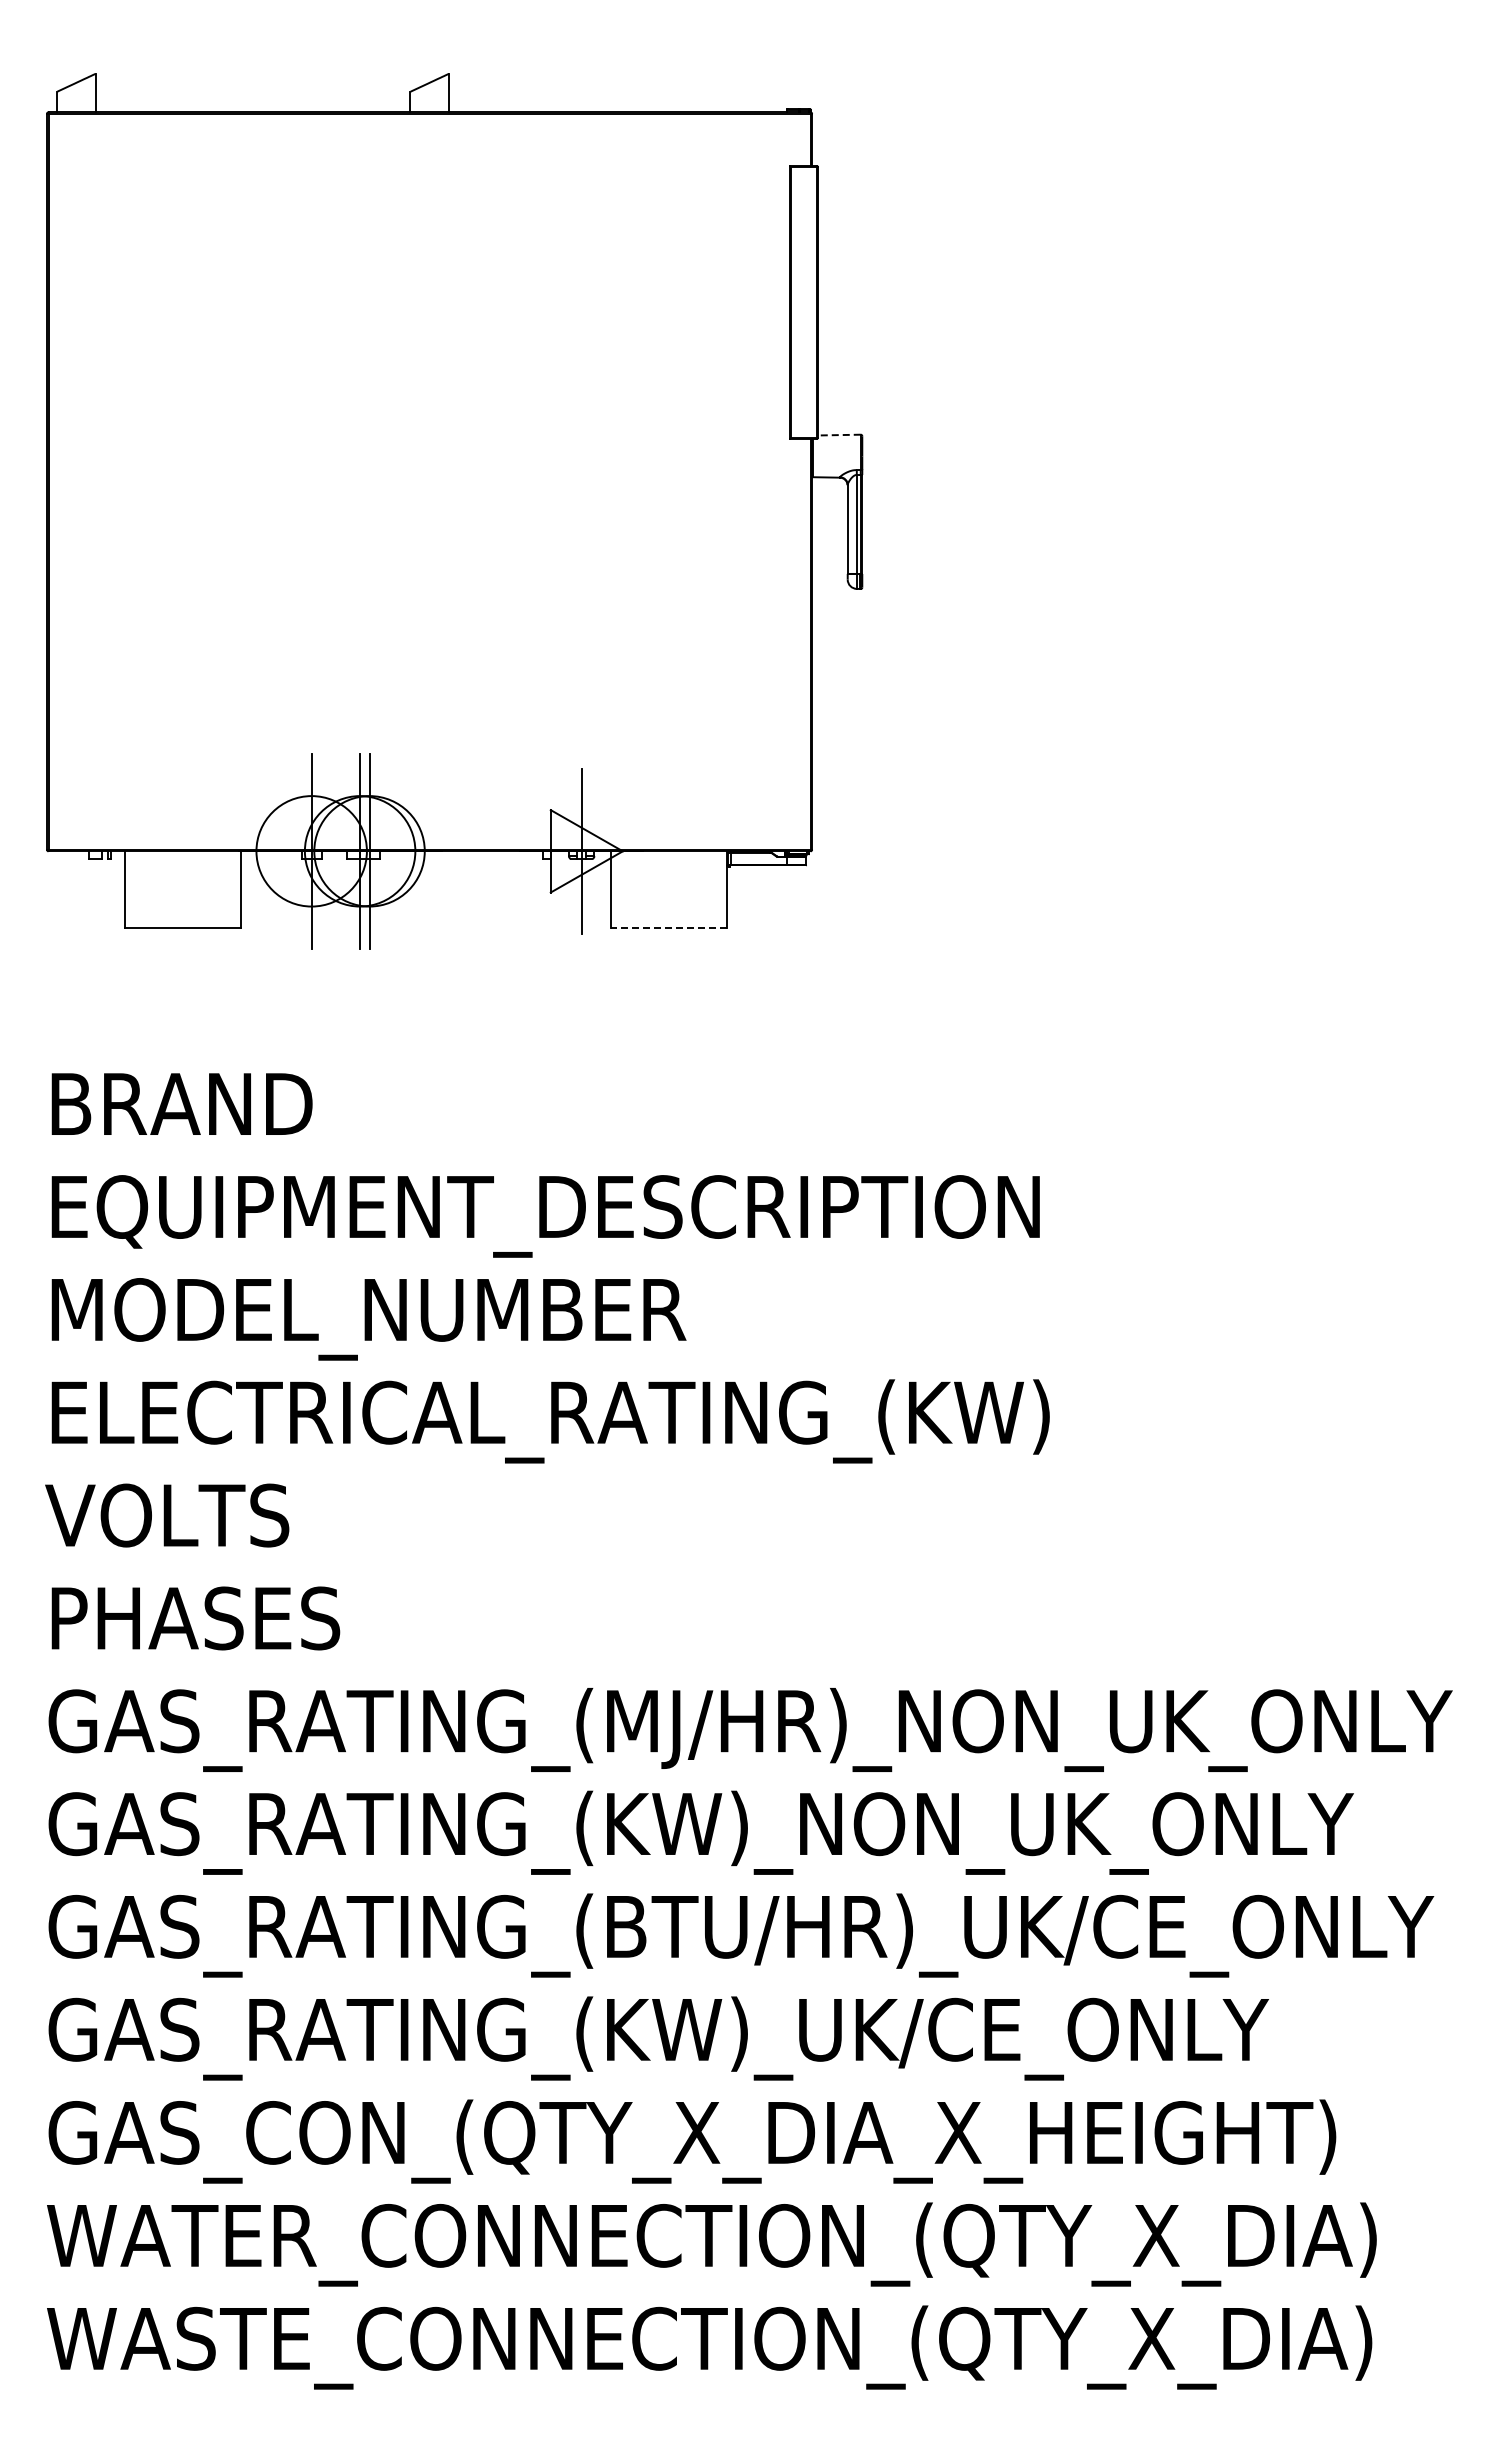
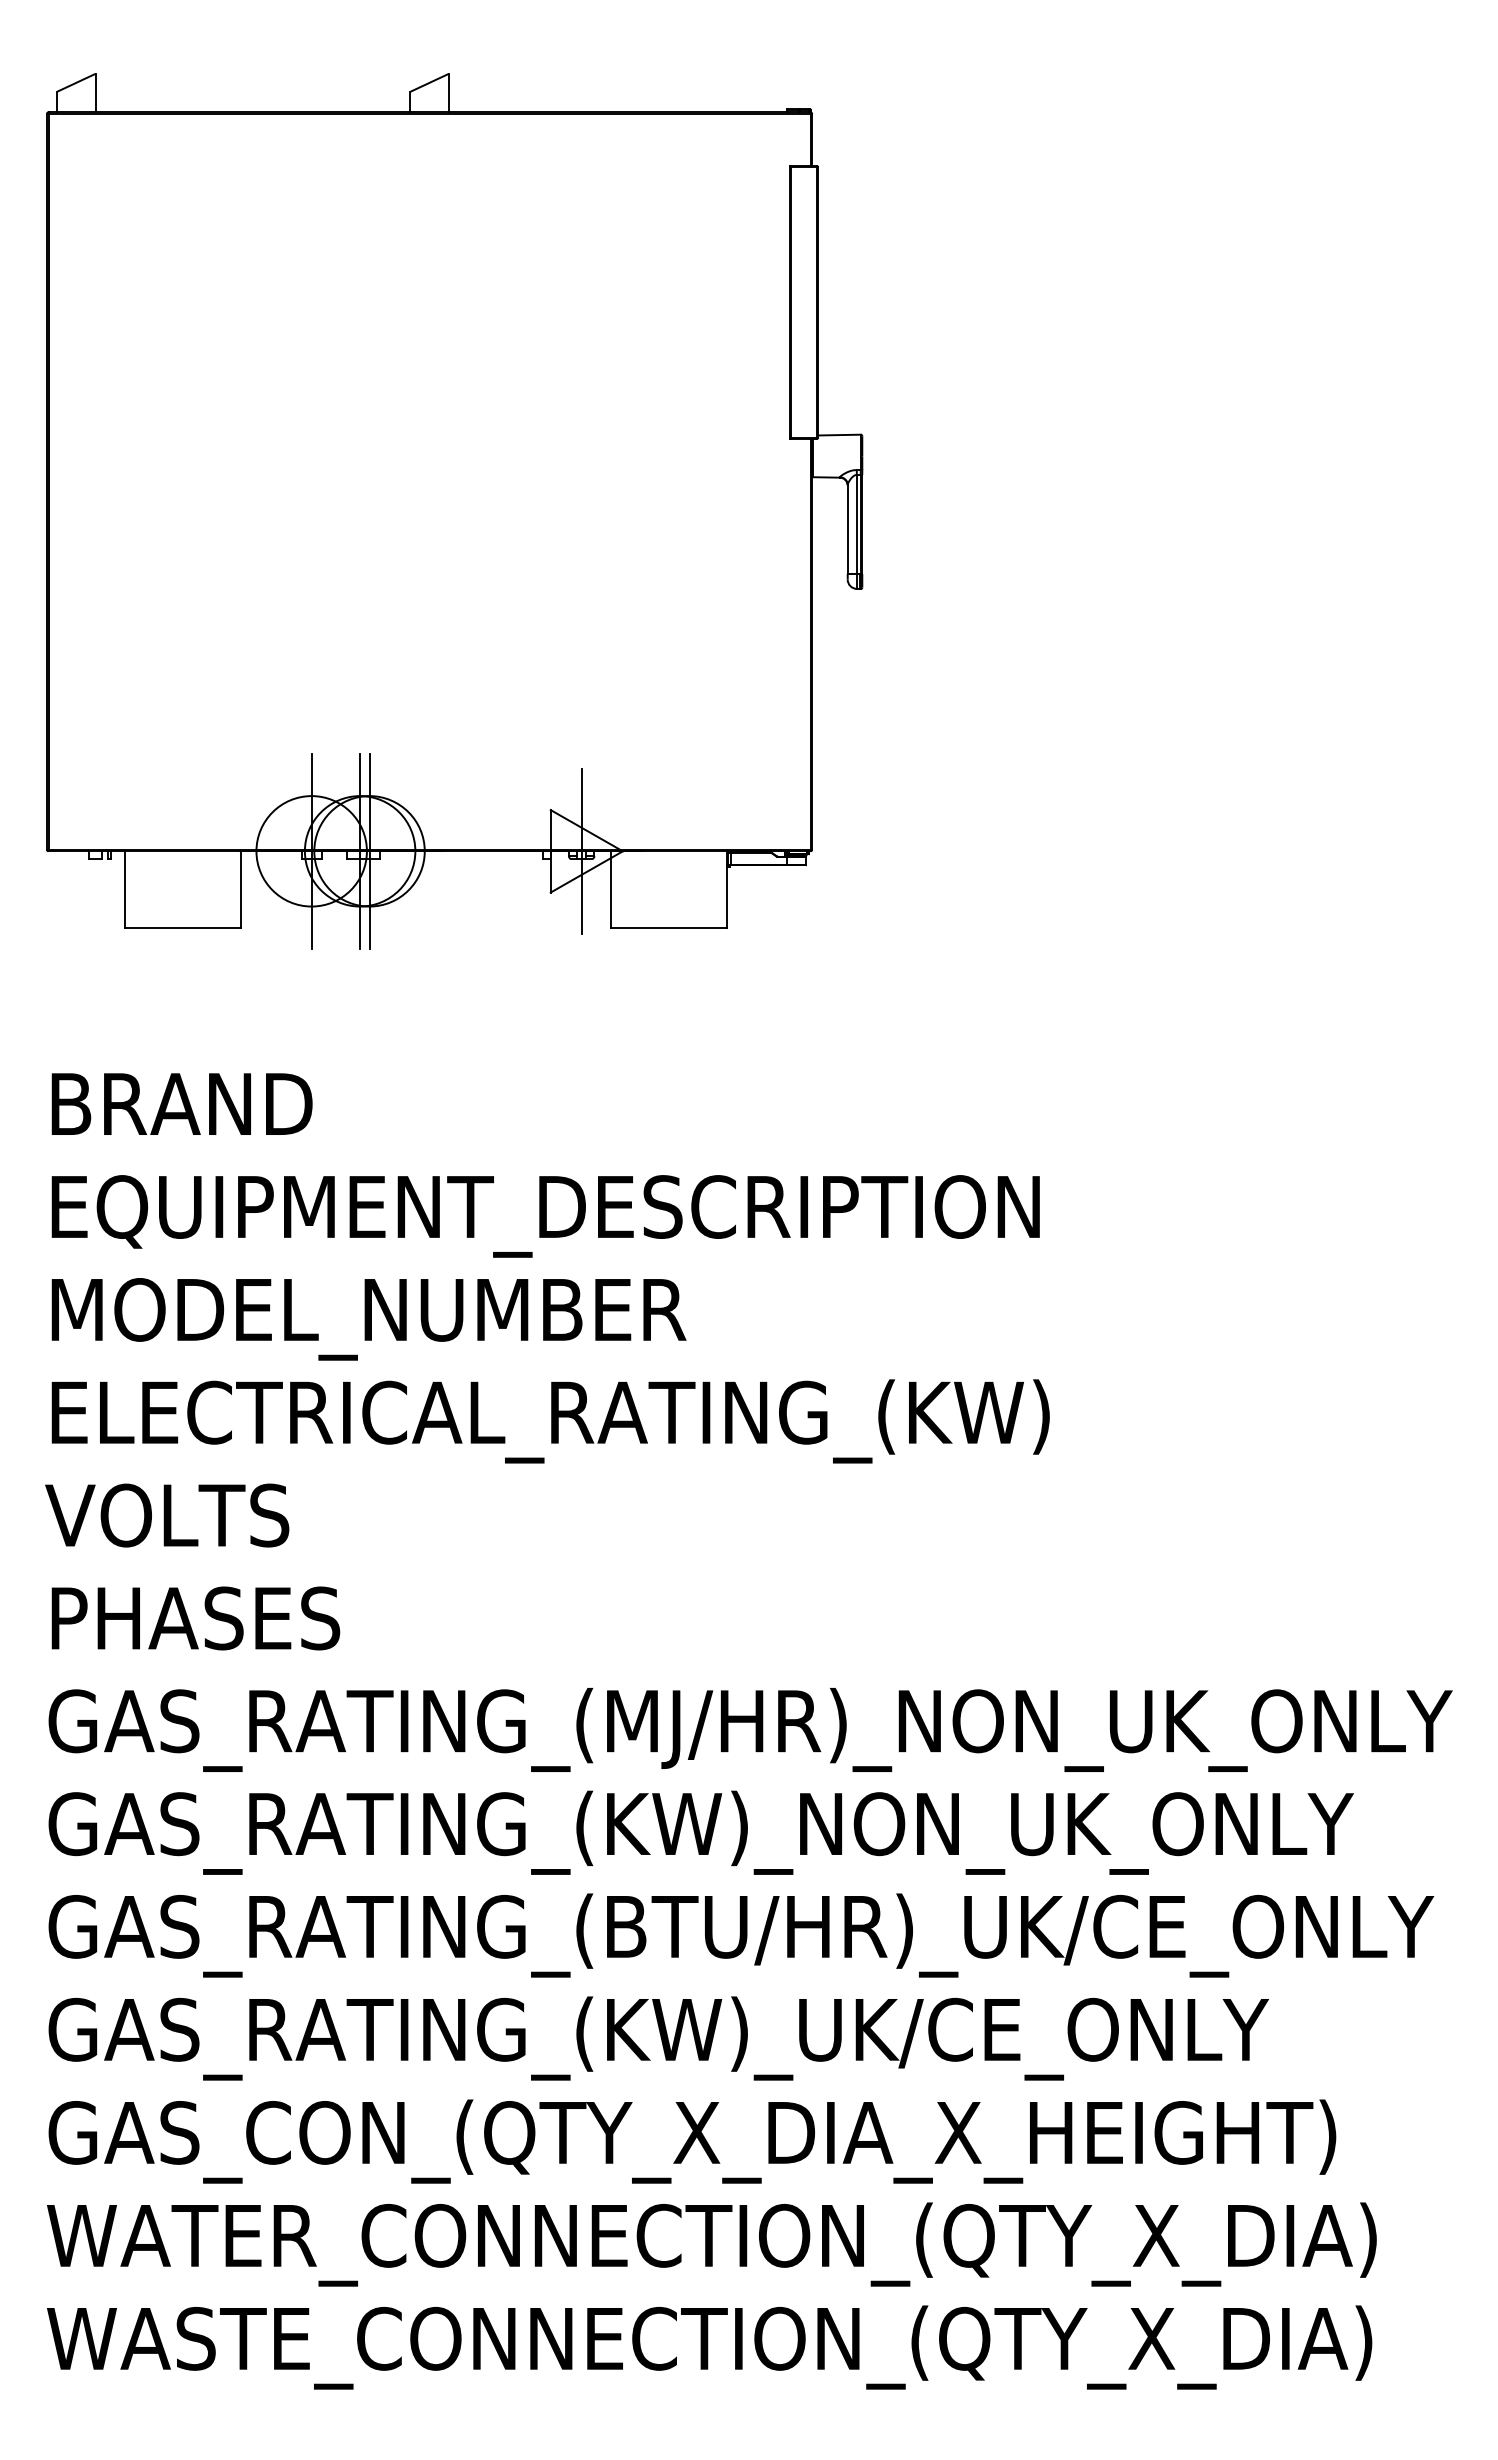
line: dashed -> solid (838, 435)
line: dashed -> solid (668, 928)
